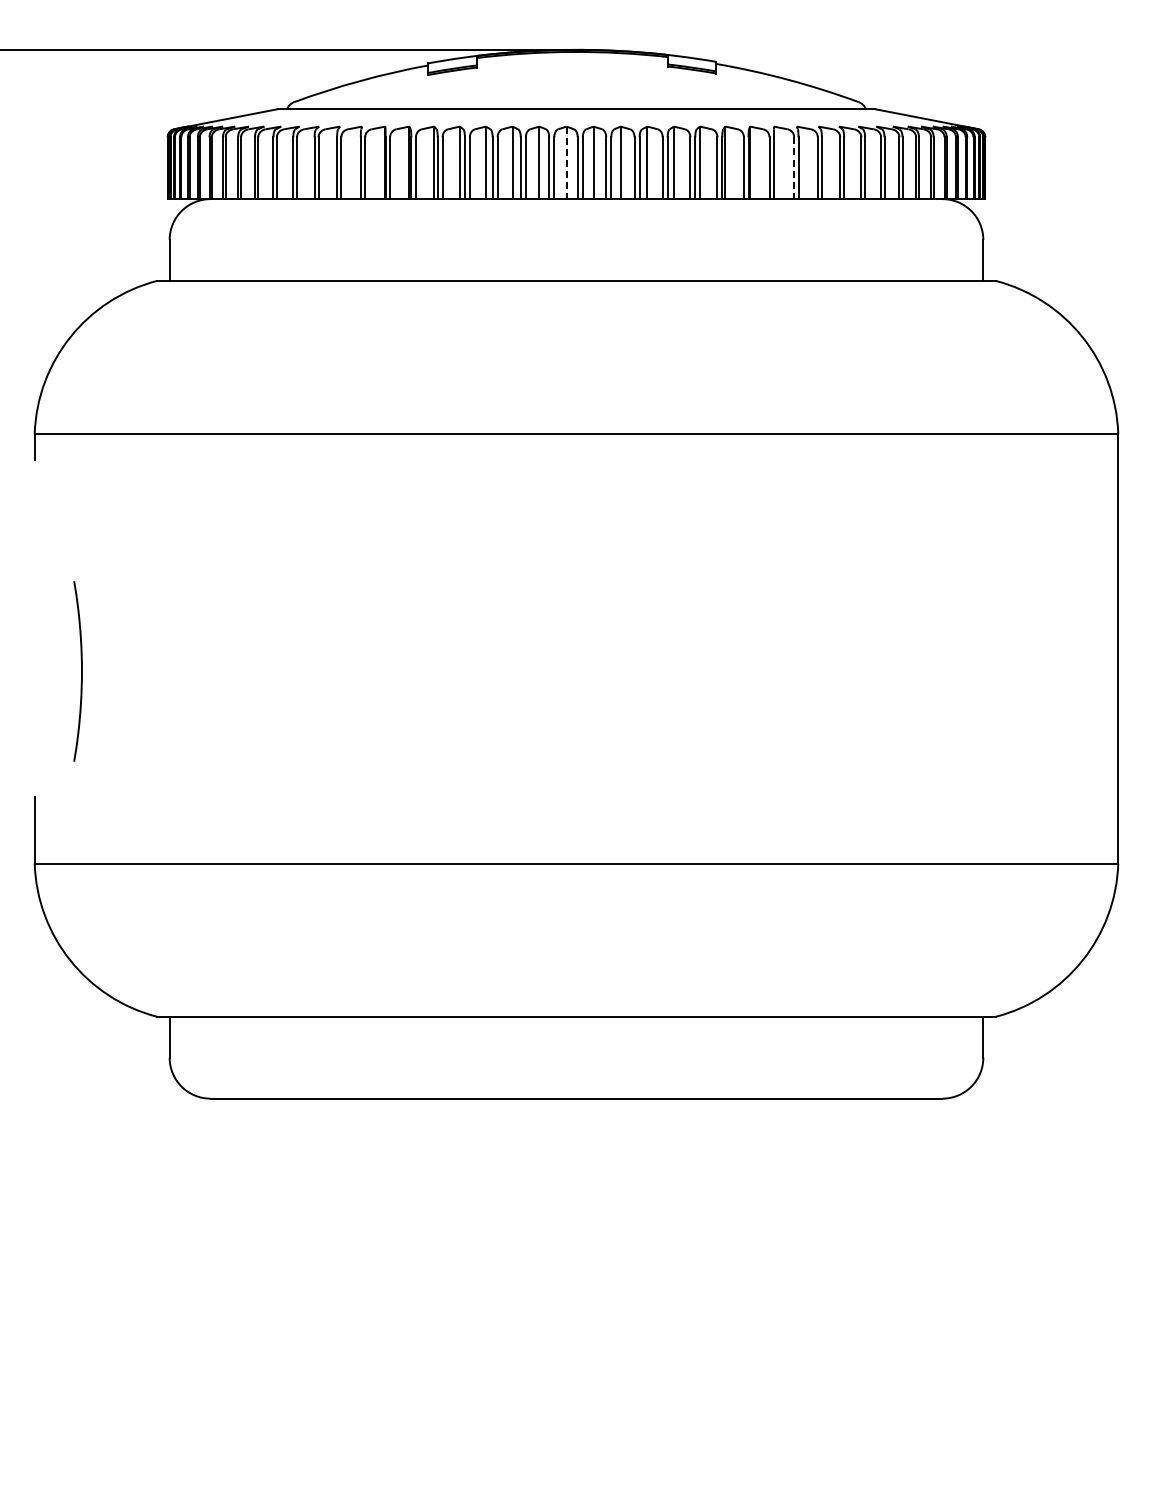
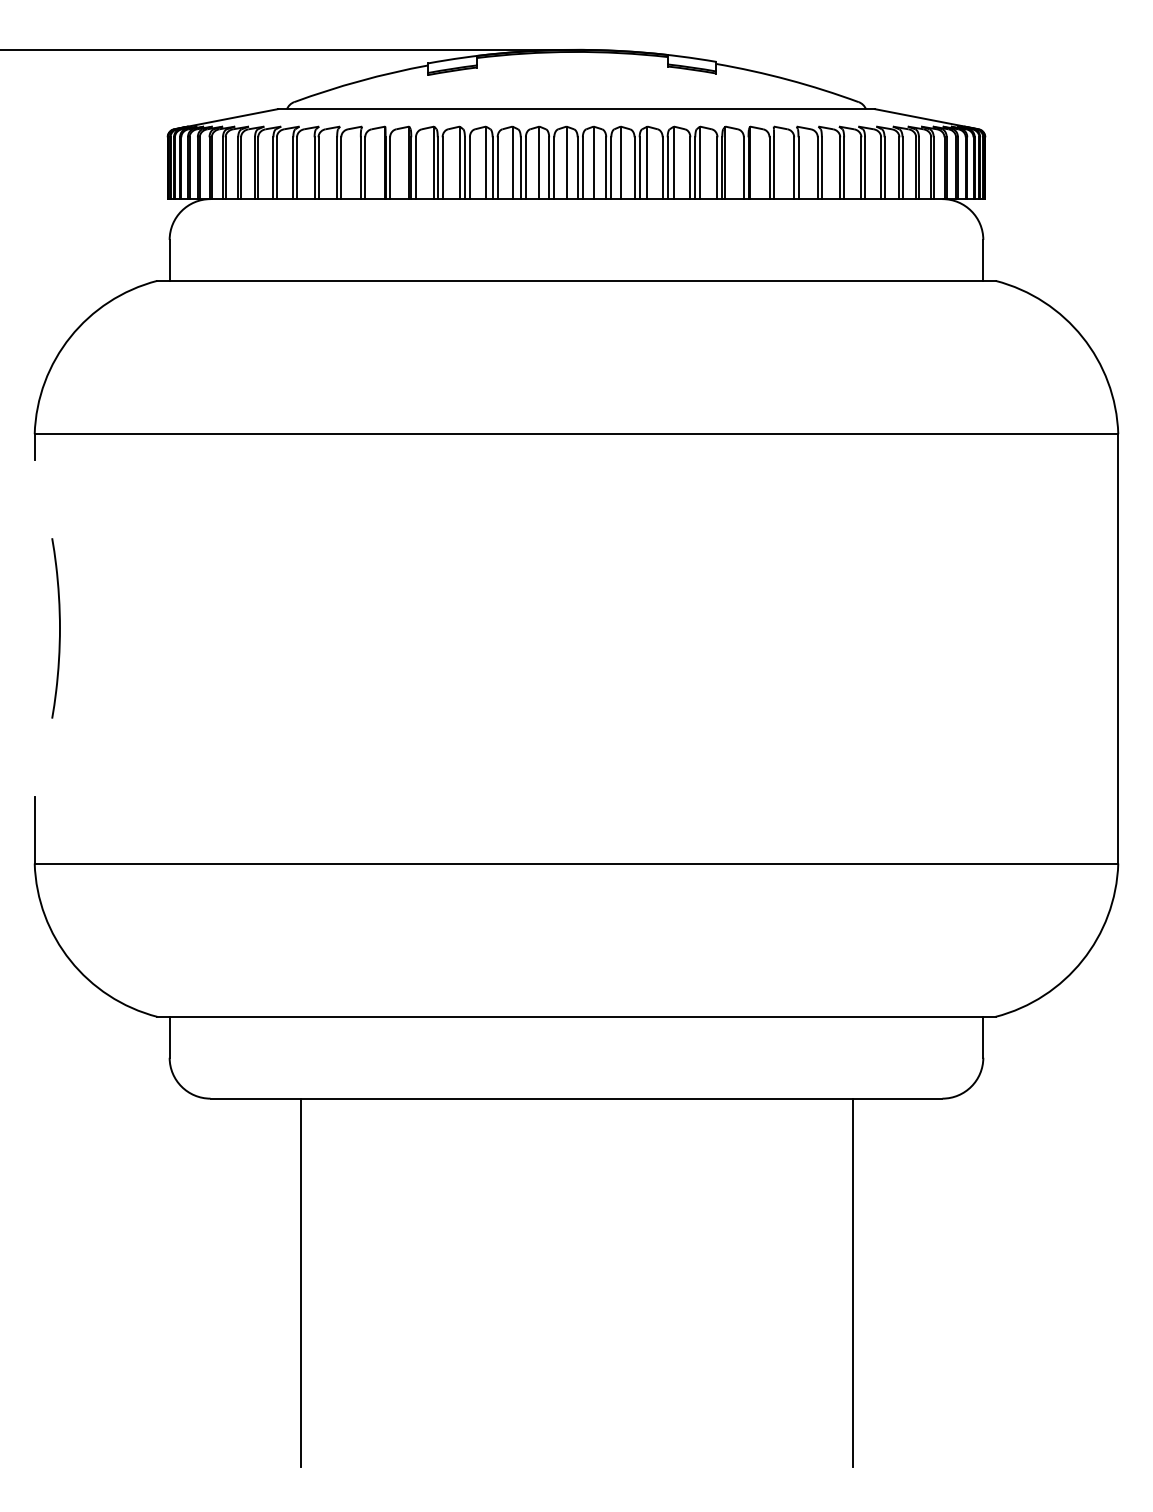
line: dashed -> solid (566, 163)
line: dashed -> solid (794, 168)
curve position: (81, 671) -> (59, 628) (59, 628)
line: none -> present (300, 1282)
line: none -> present (852, 1282)
